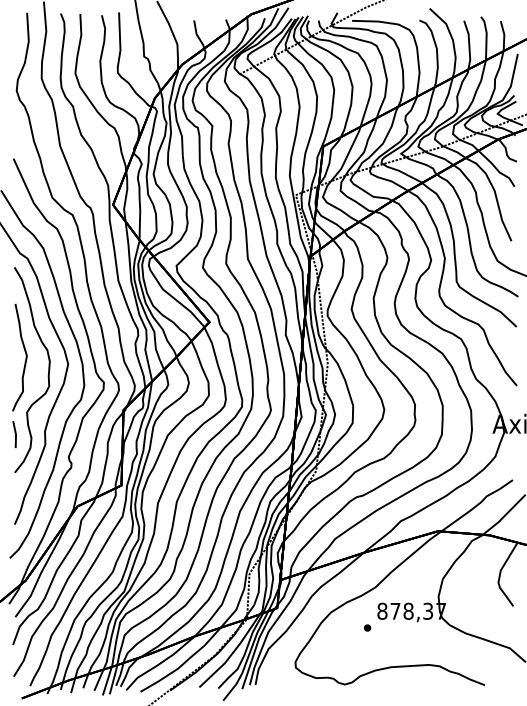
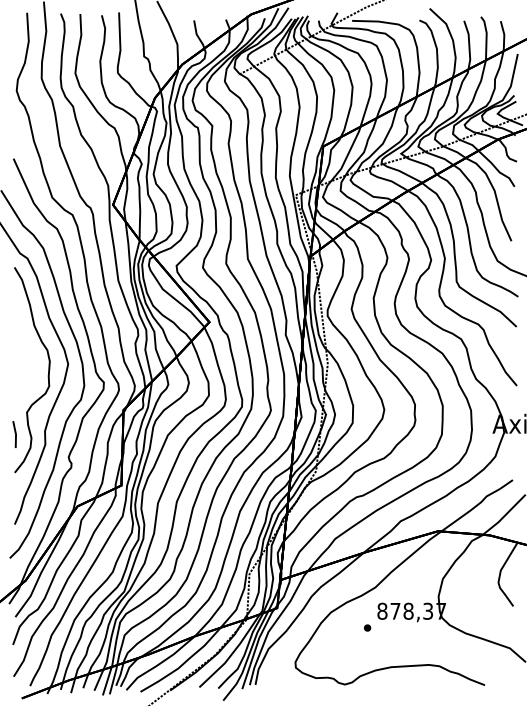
curve: present -> none (25, 357)
